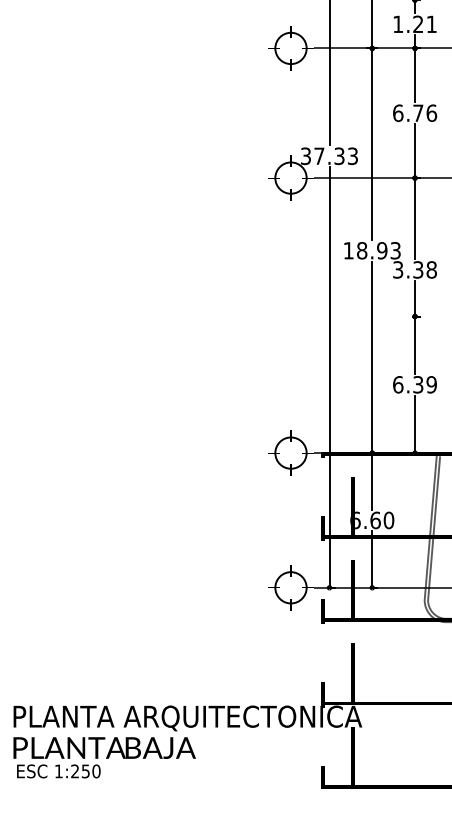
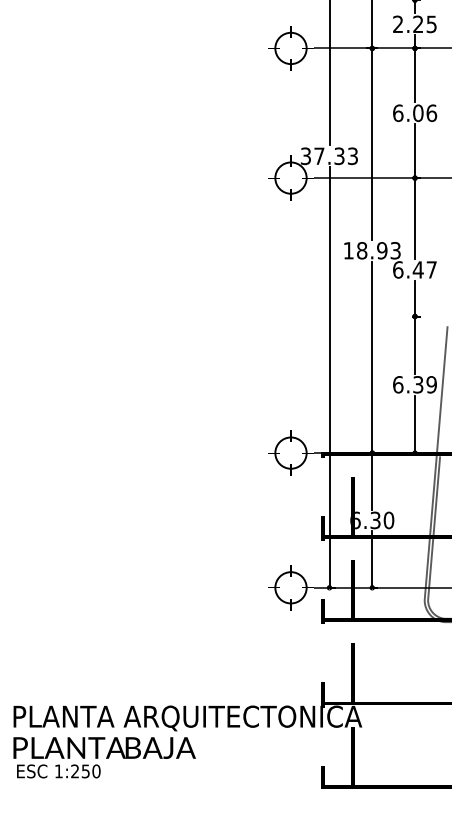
text: 1.21 -> 2.25 (414, 24)
text: 6.76 -> 6.06 (418, 113)
text: 3.38 -> 6.47 (414, 269)
line: none -> present (441, 390)
text: 6.60 -> 6.30 (375, 520)
